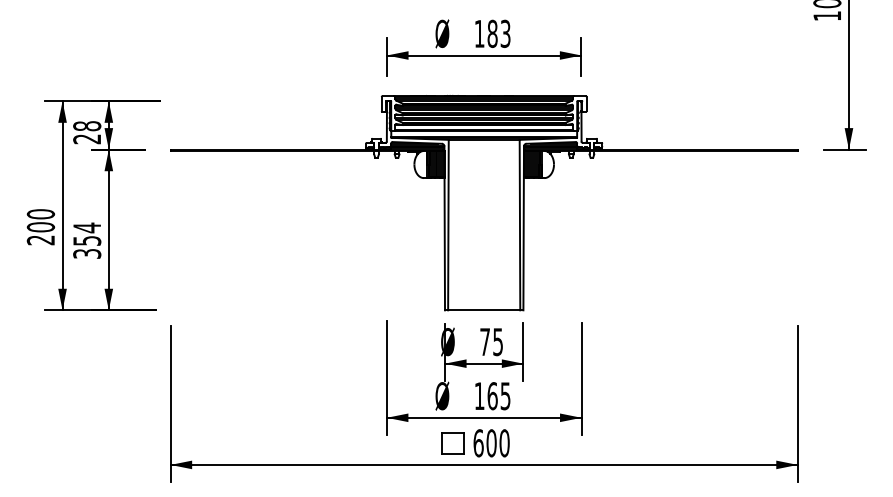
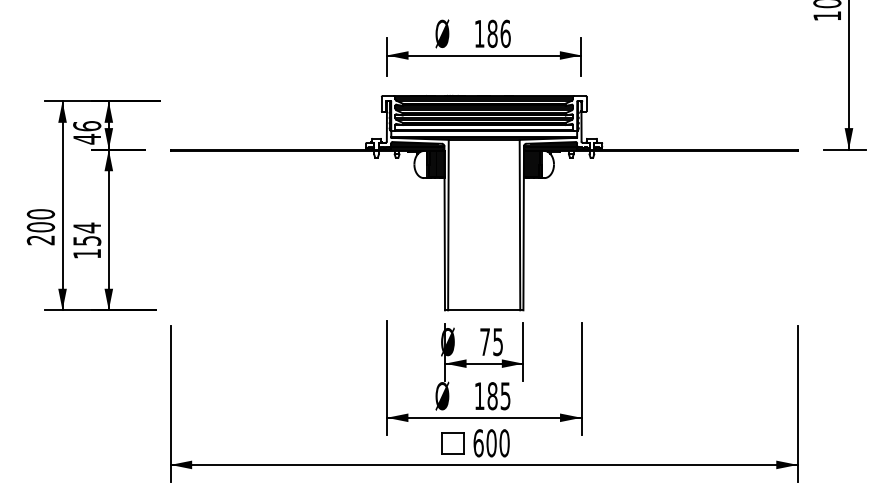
text: 183 -> 186 (505, 33)
text: 28 -> 46 (87, 132)
text: 354 -> 154 (87, 253)
text: 165 -> 185 (492, 396)
